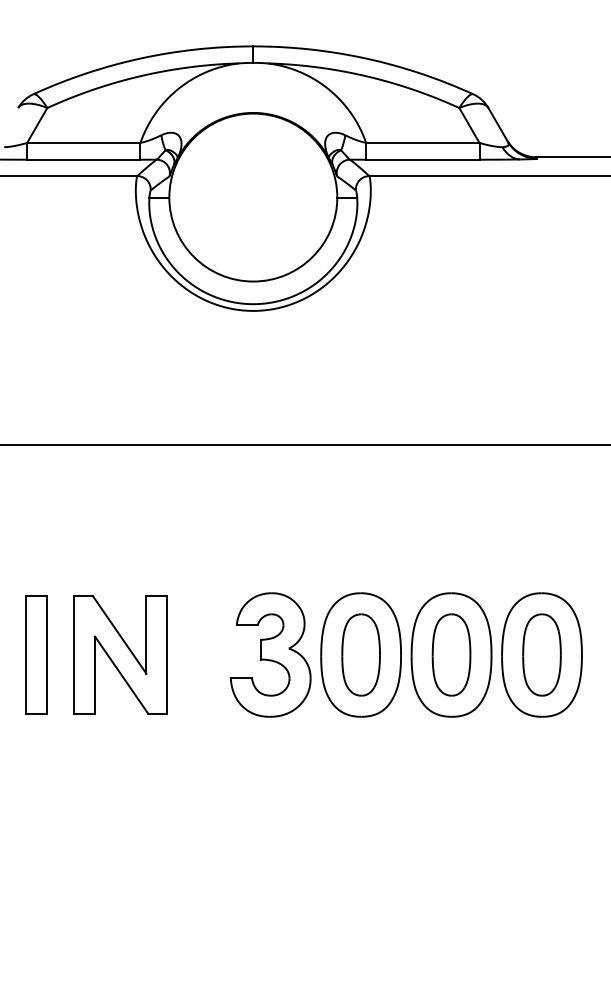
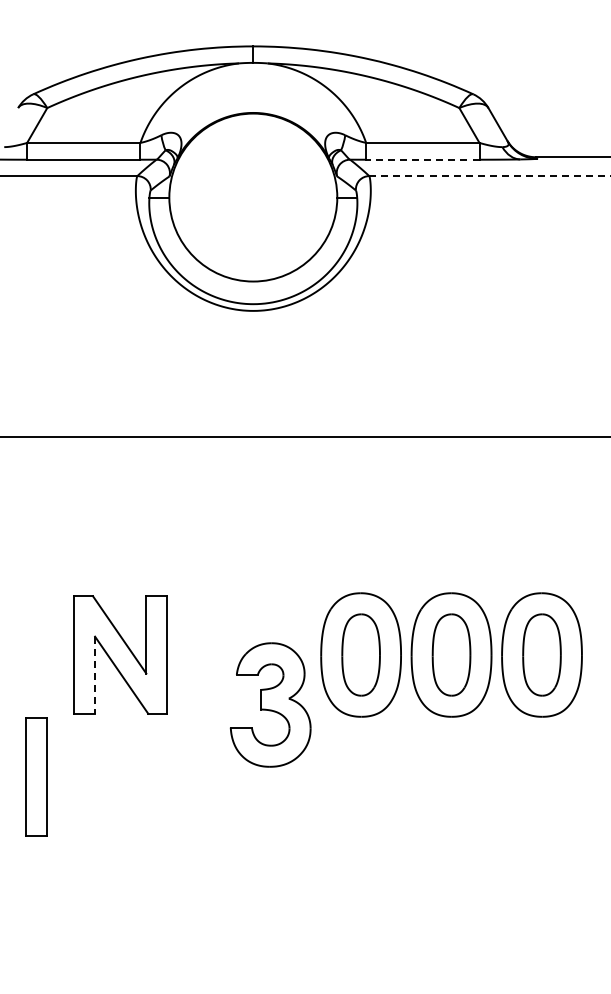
line: solid -> dashed (422, 159)
line: solid -> dashed (490, 176)
line position: (304, 444) -> (304, 436) (304, 436)
part position: (36, 654) -> (36, 776) (36, 776)
part position: (270, 654) -> (270, 704) (270, 704)
line: solid -> dashed (95, 675)
